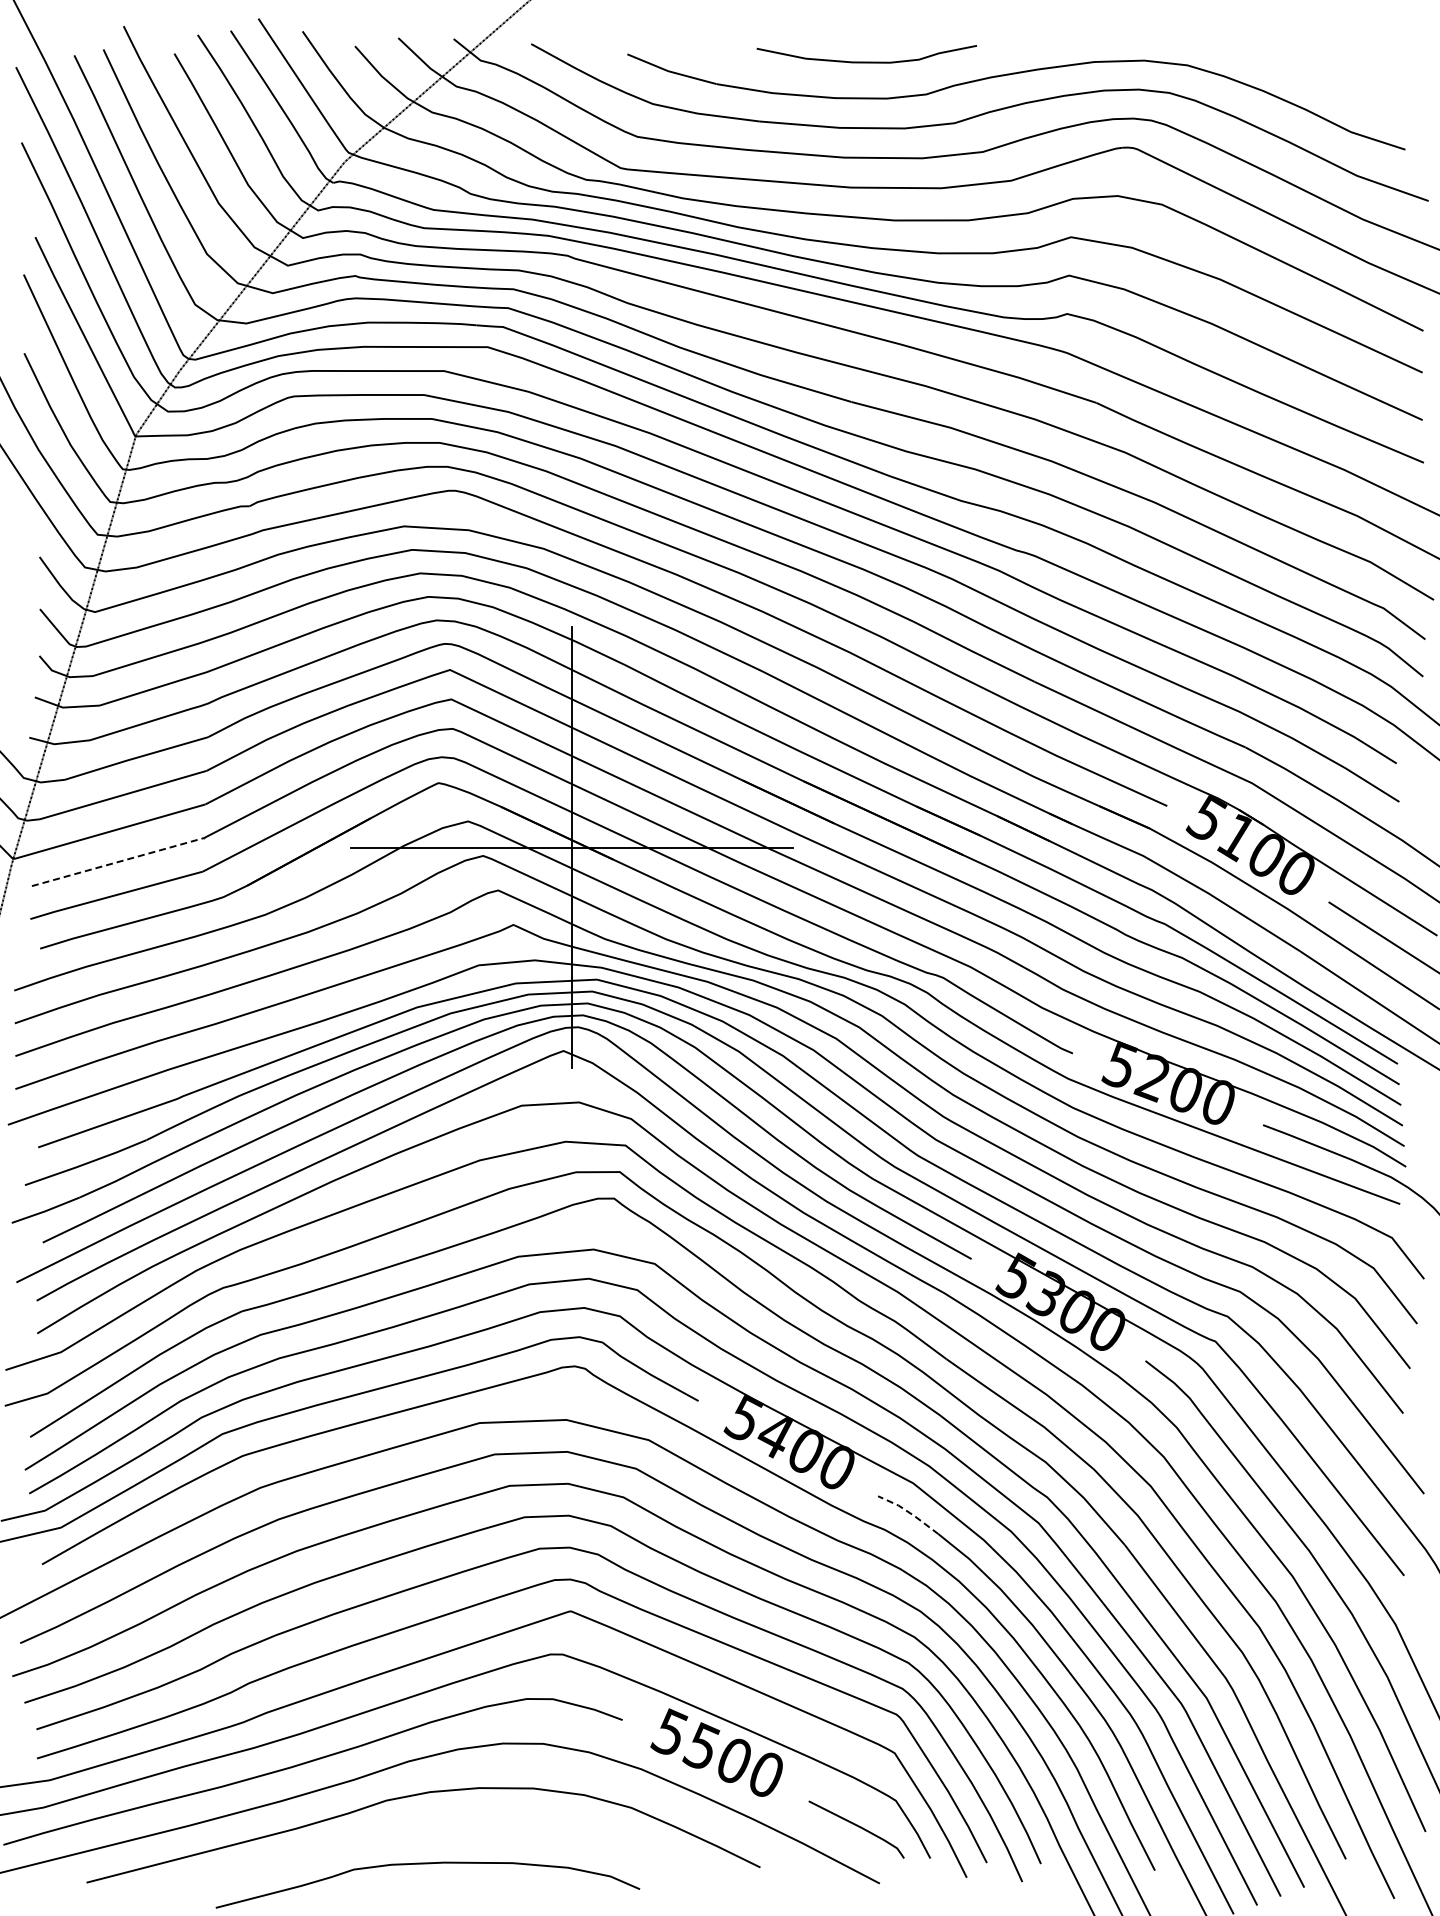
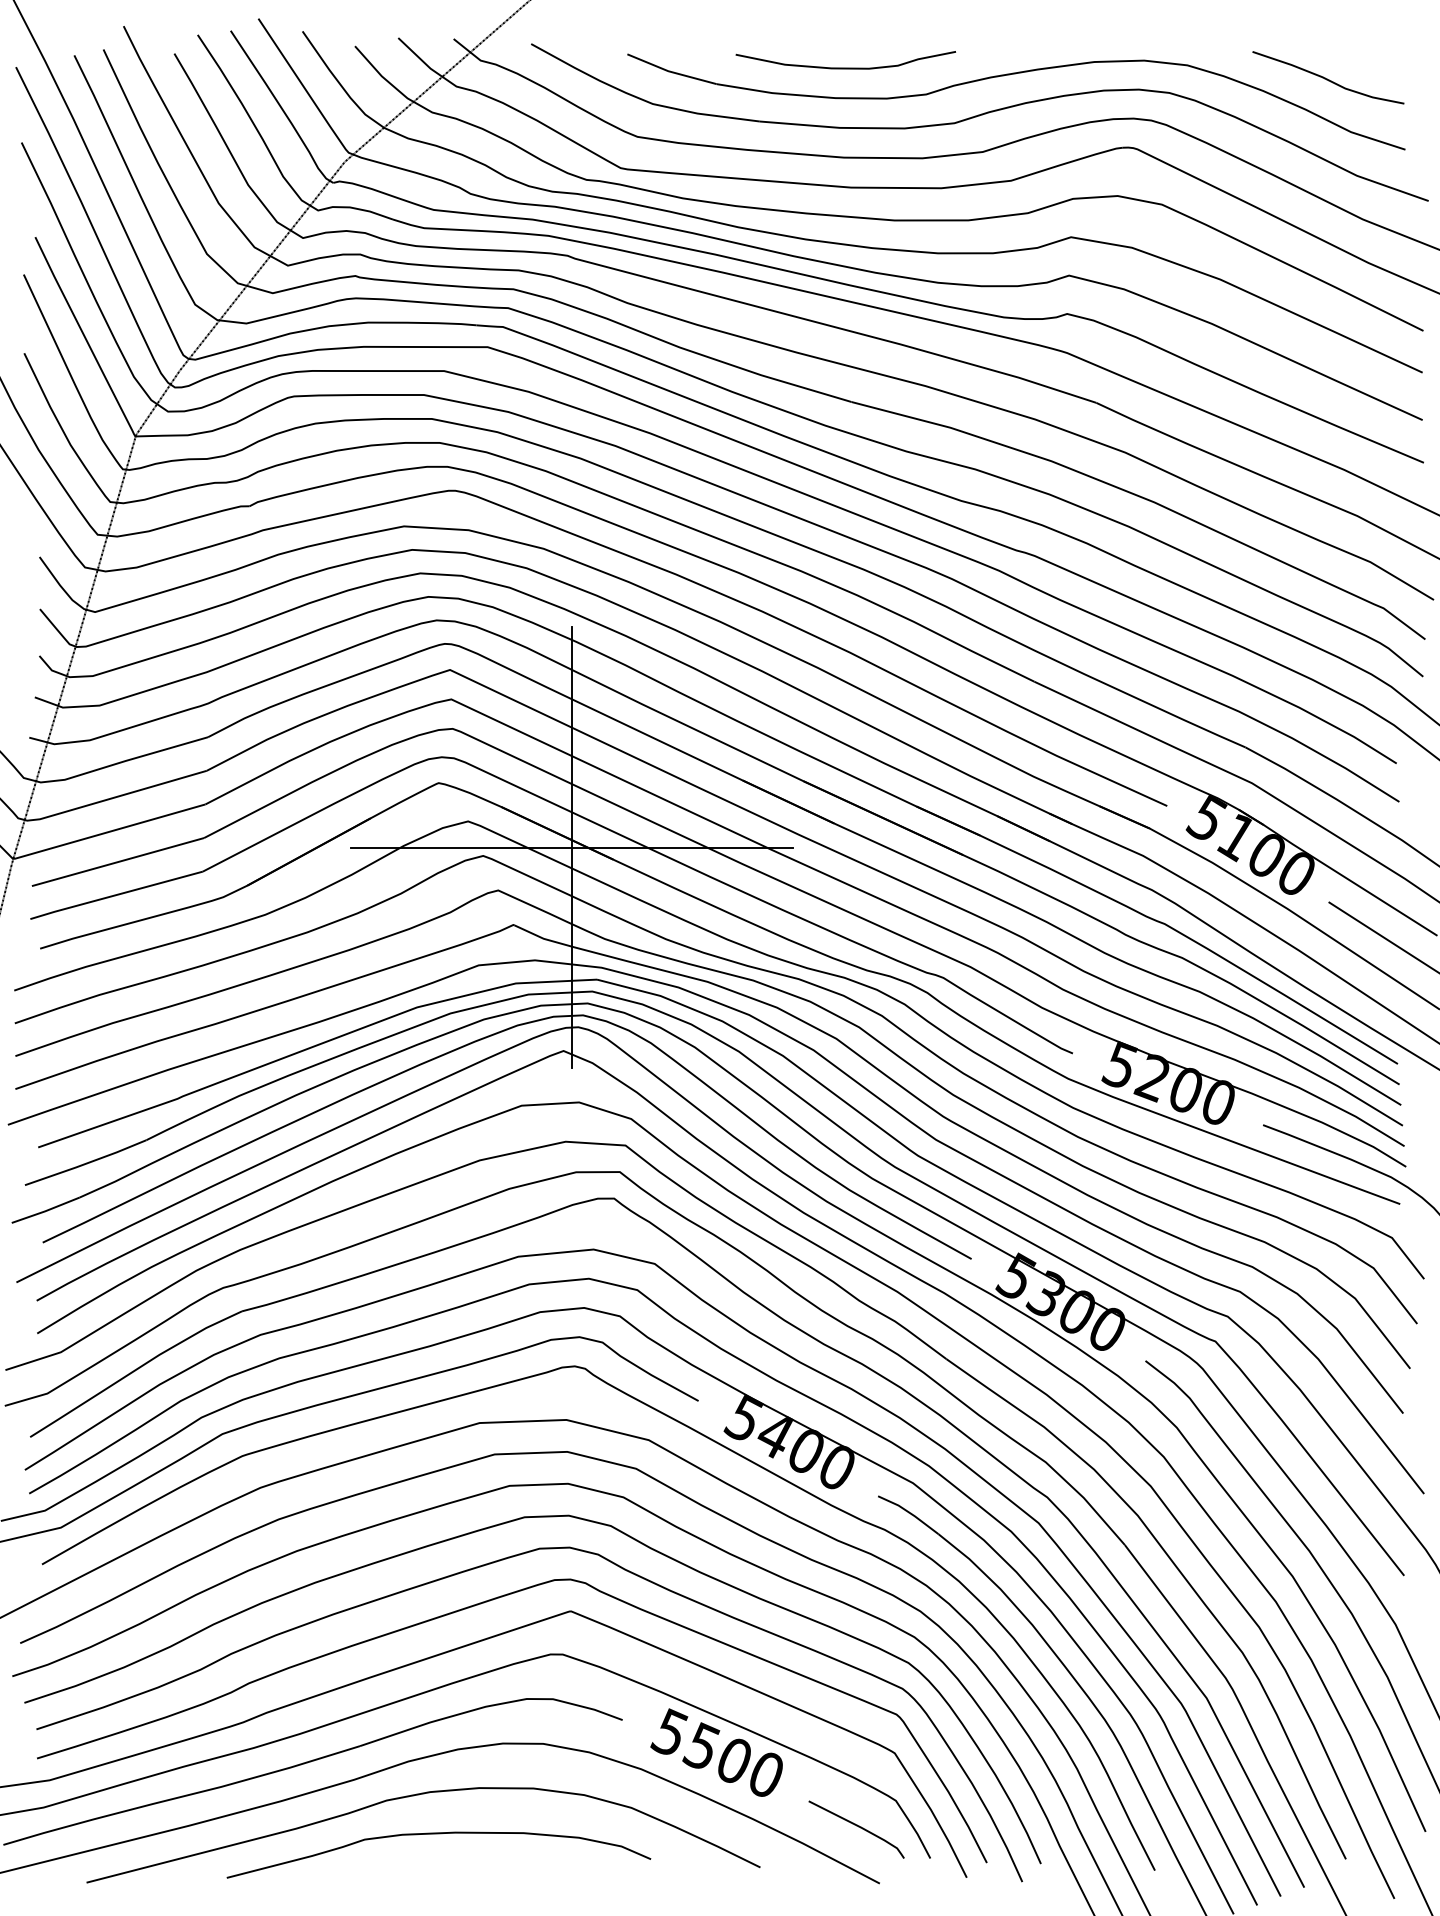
curve position: (866, 61) -> (845, 67) (845, 67)
curve: none -> present (1327, 78)
line: dashed -> solid (118, 861)
line: dashed -> solid (909, 1512)
curve position: (427, 1864) -> (438, 1834) (438, 1834)
